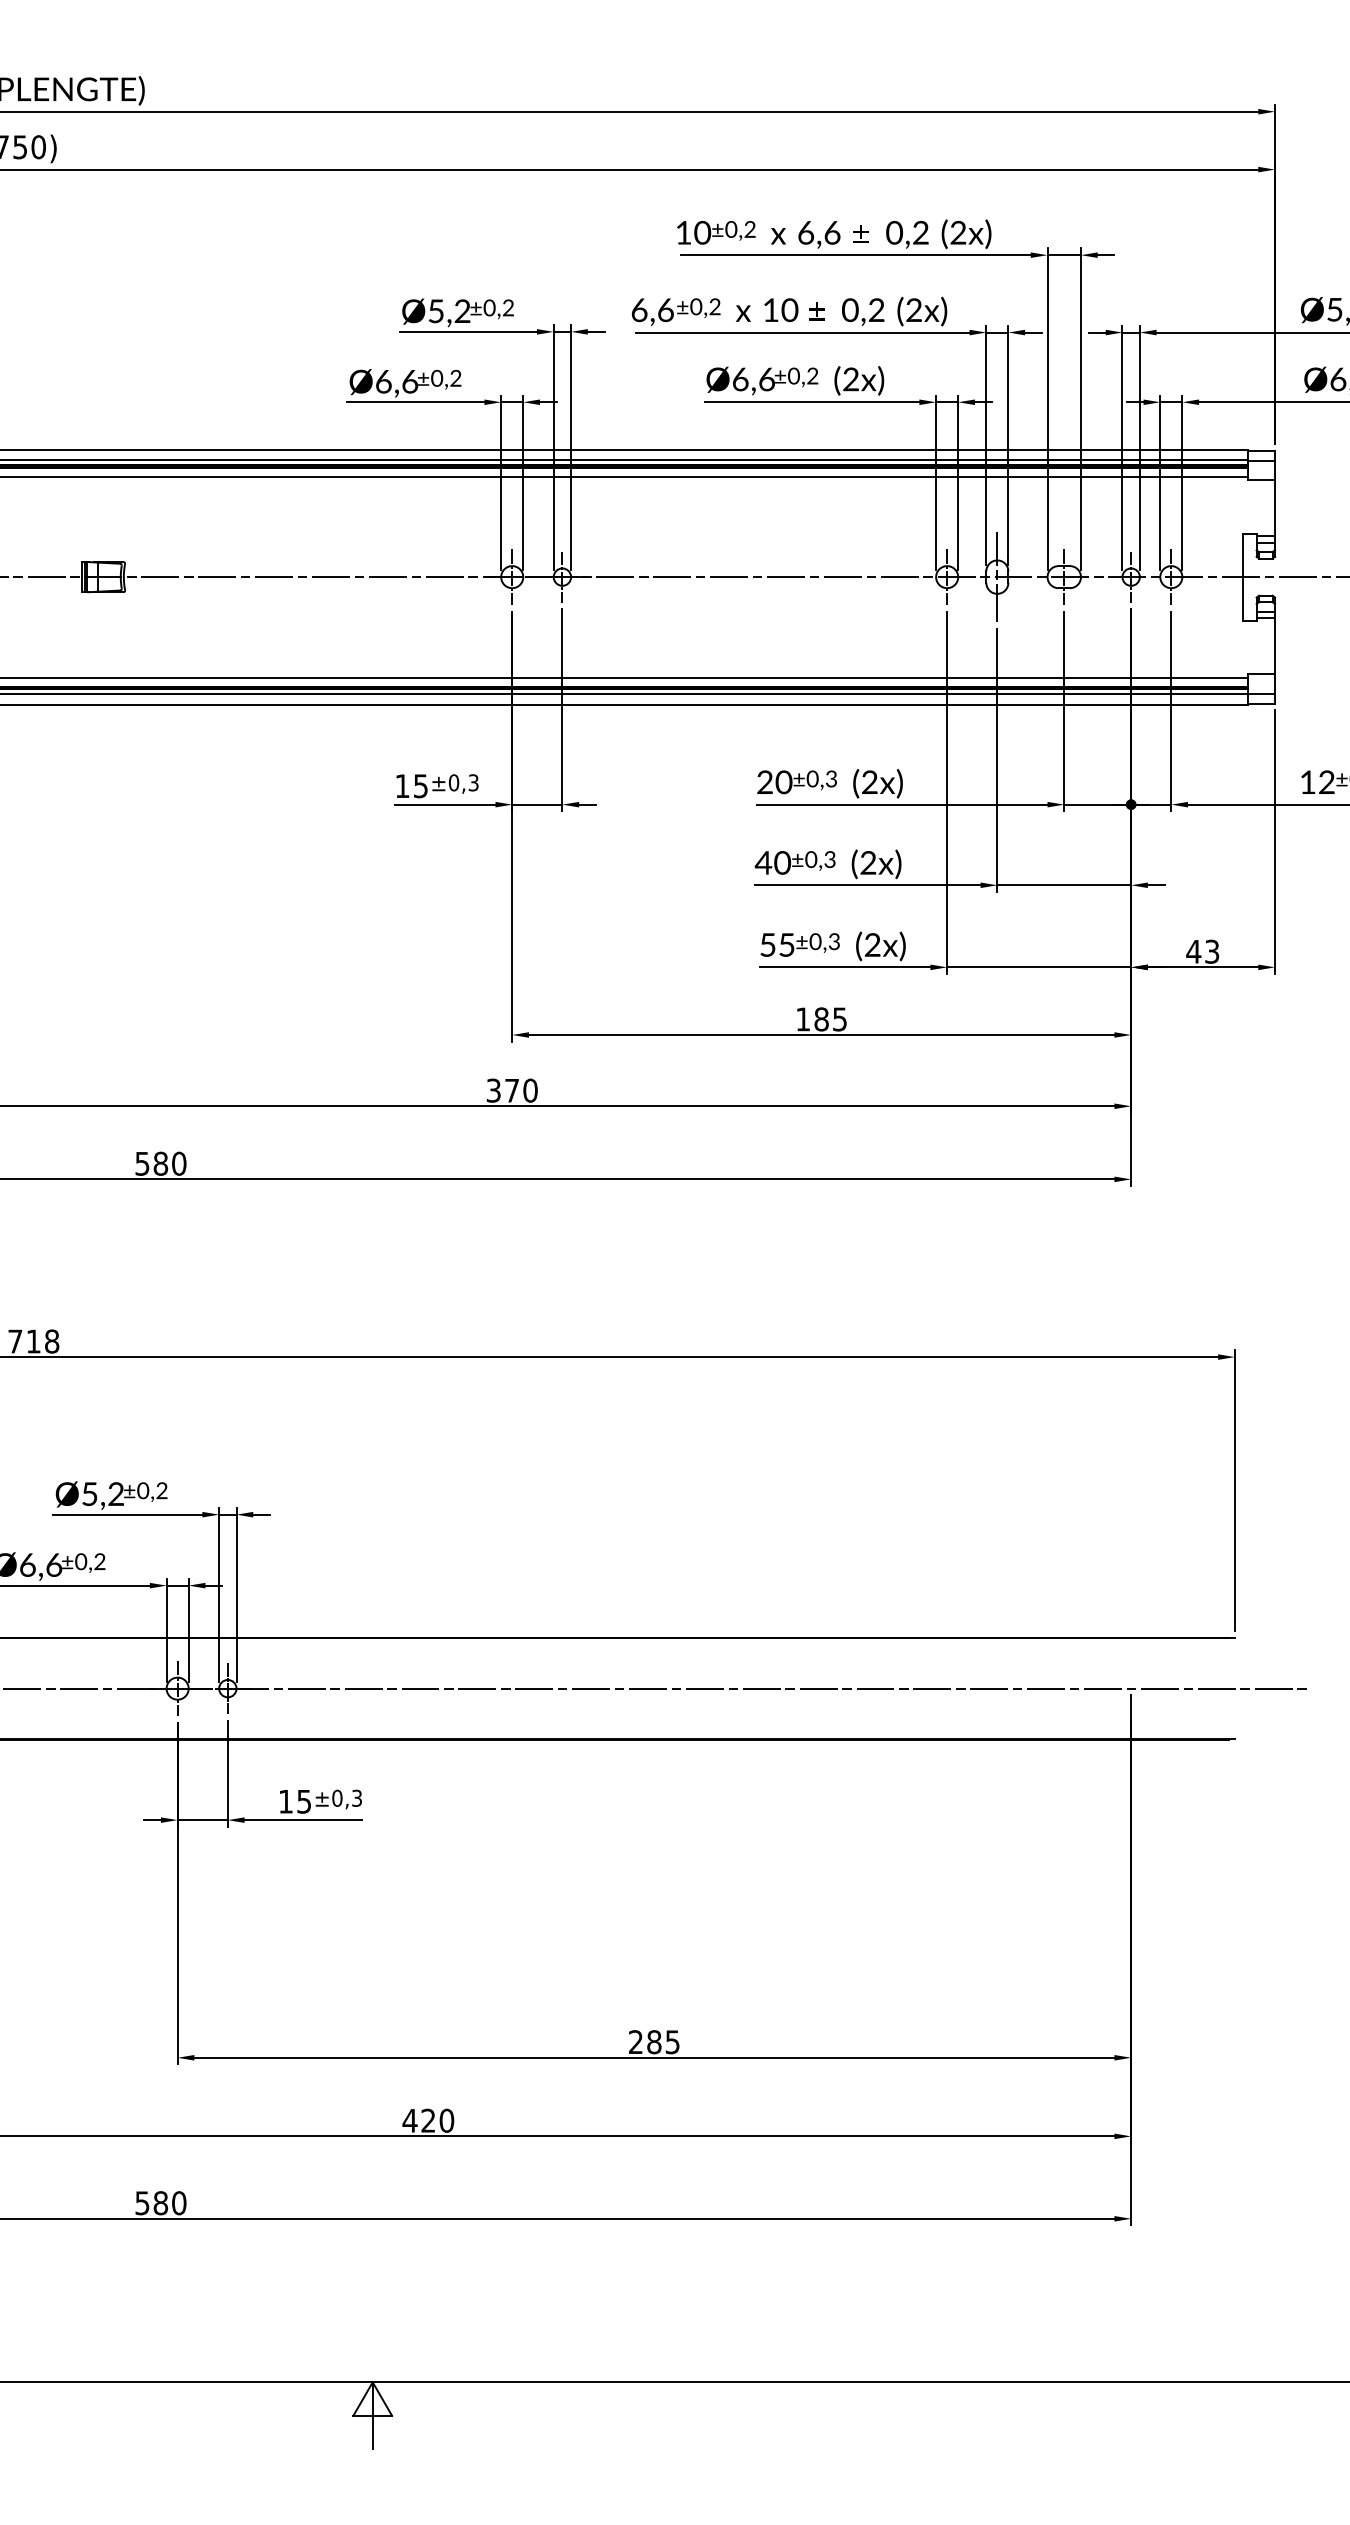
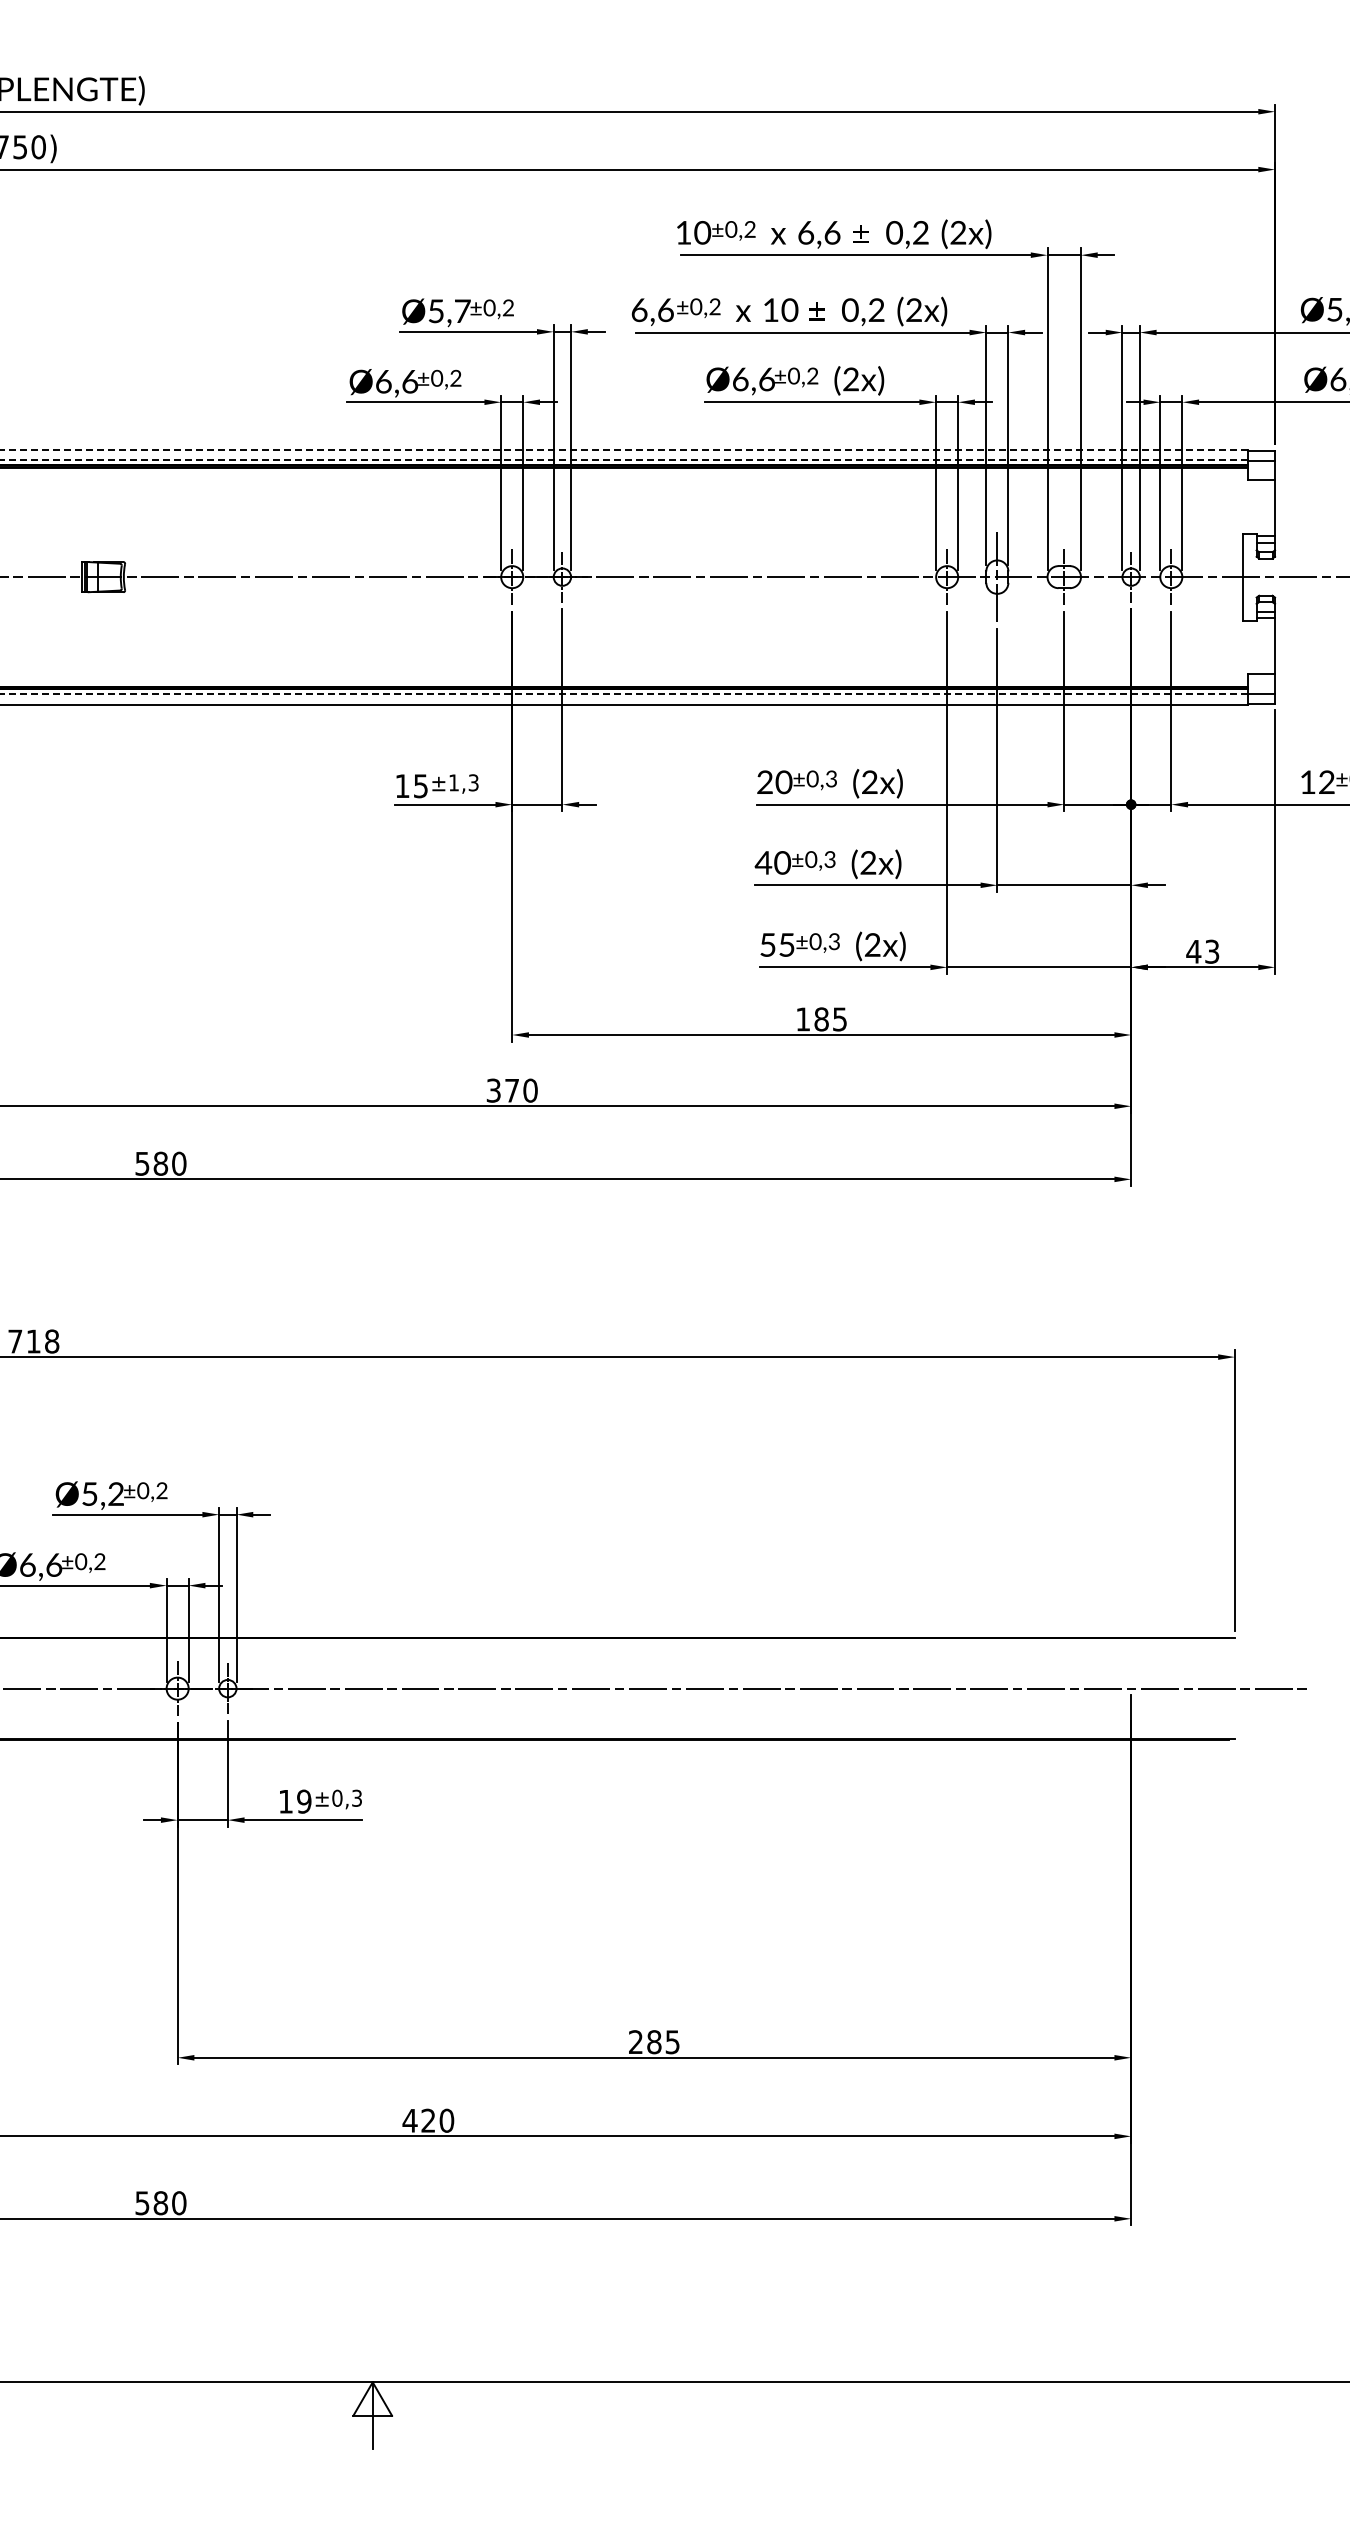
text: Ø5,2 -> Ø5,7 (462, 310)
line: solid -> dashed (624, 449)
line: solid -> dashed (624, 459)
line: present -> none (625, 476)
line: present -> none (625, 677)
line: solid -> dashed (624, 694)
text: ±0,3 -> ±1,3 (453, 782)
text: 15 -> 19 (304, 1801)
